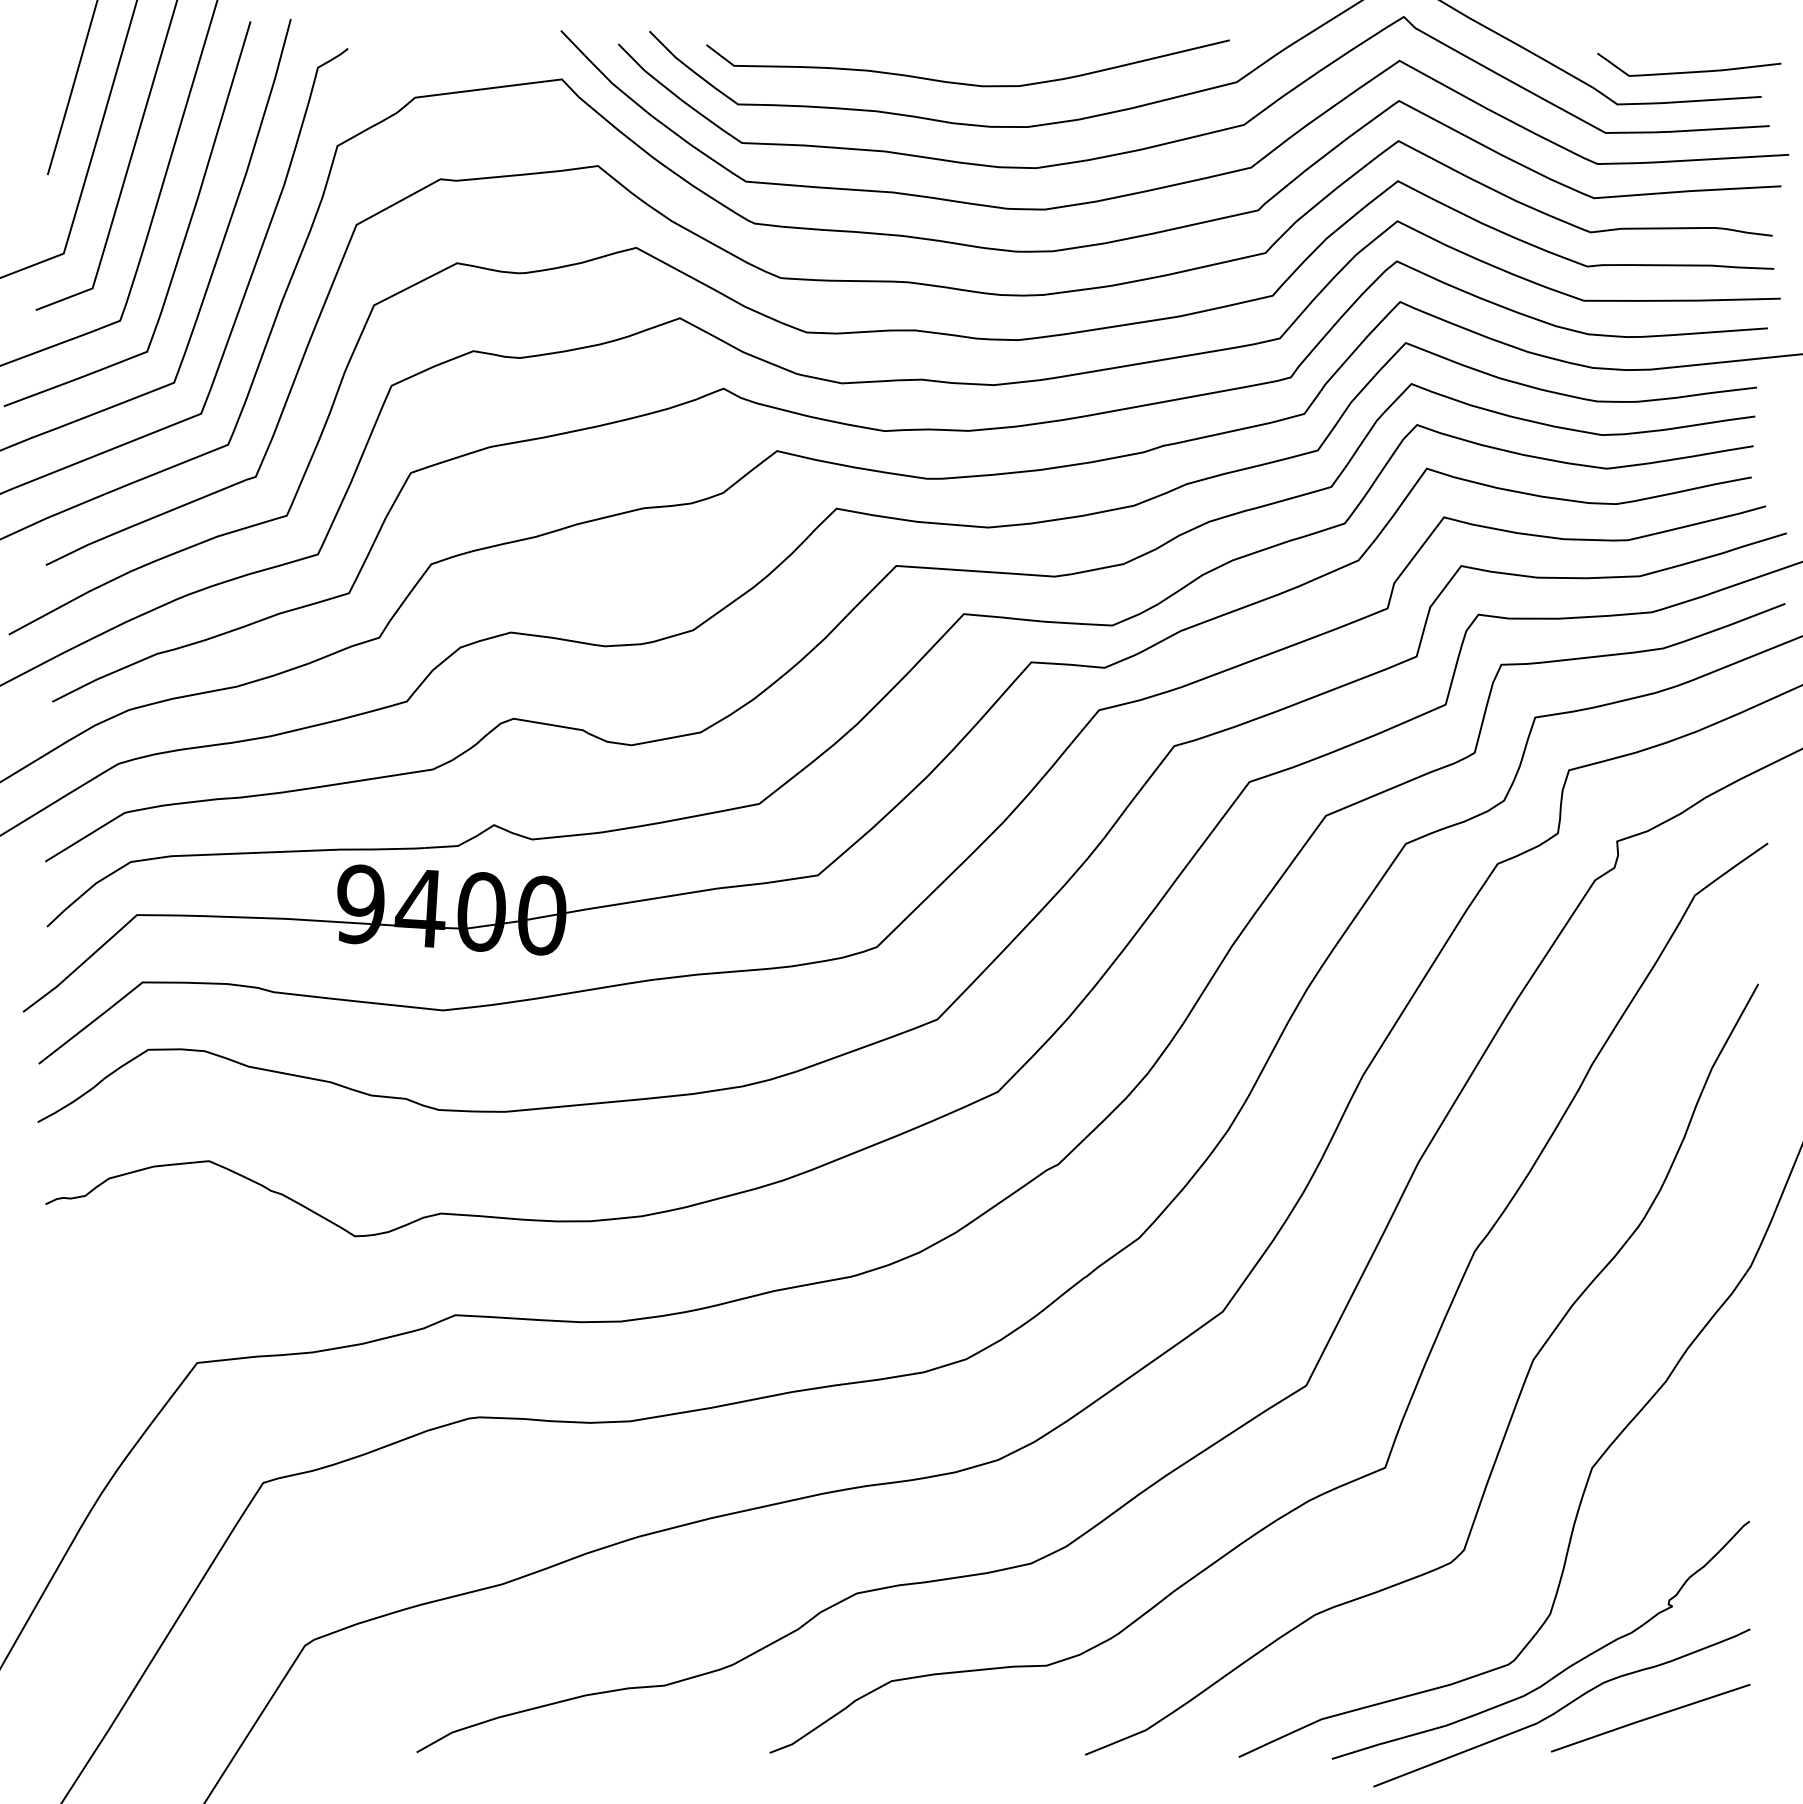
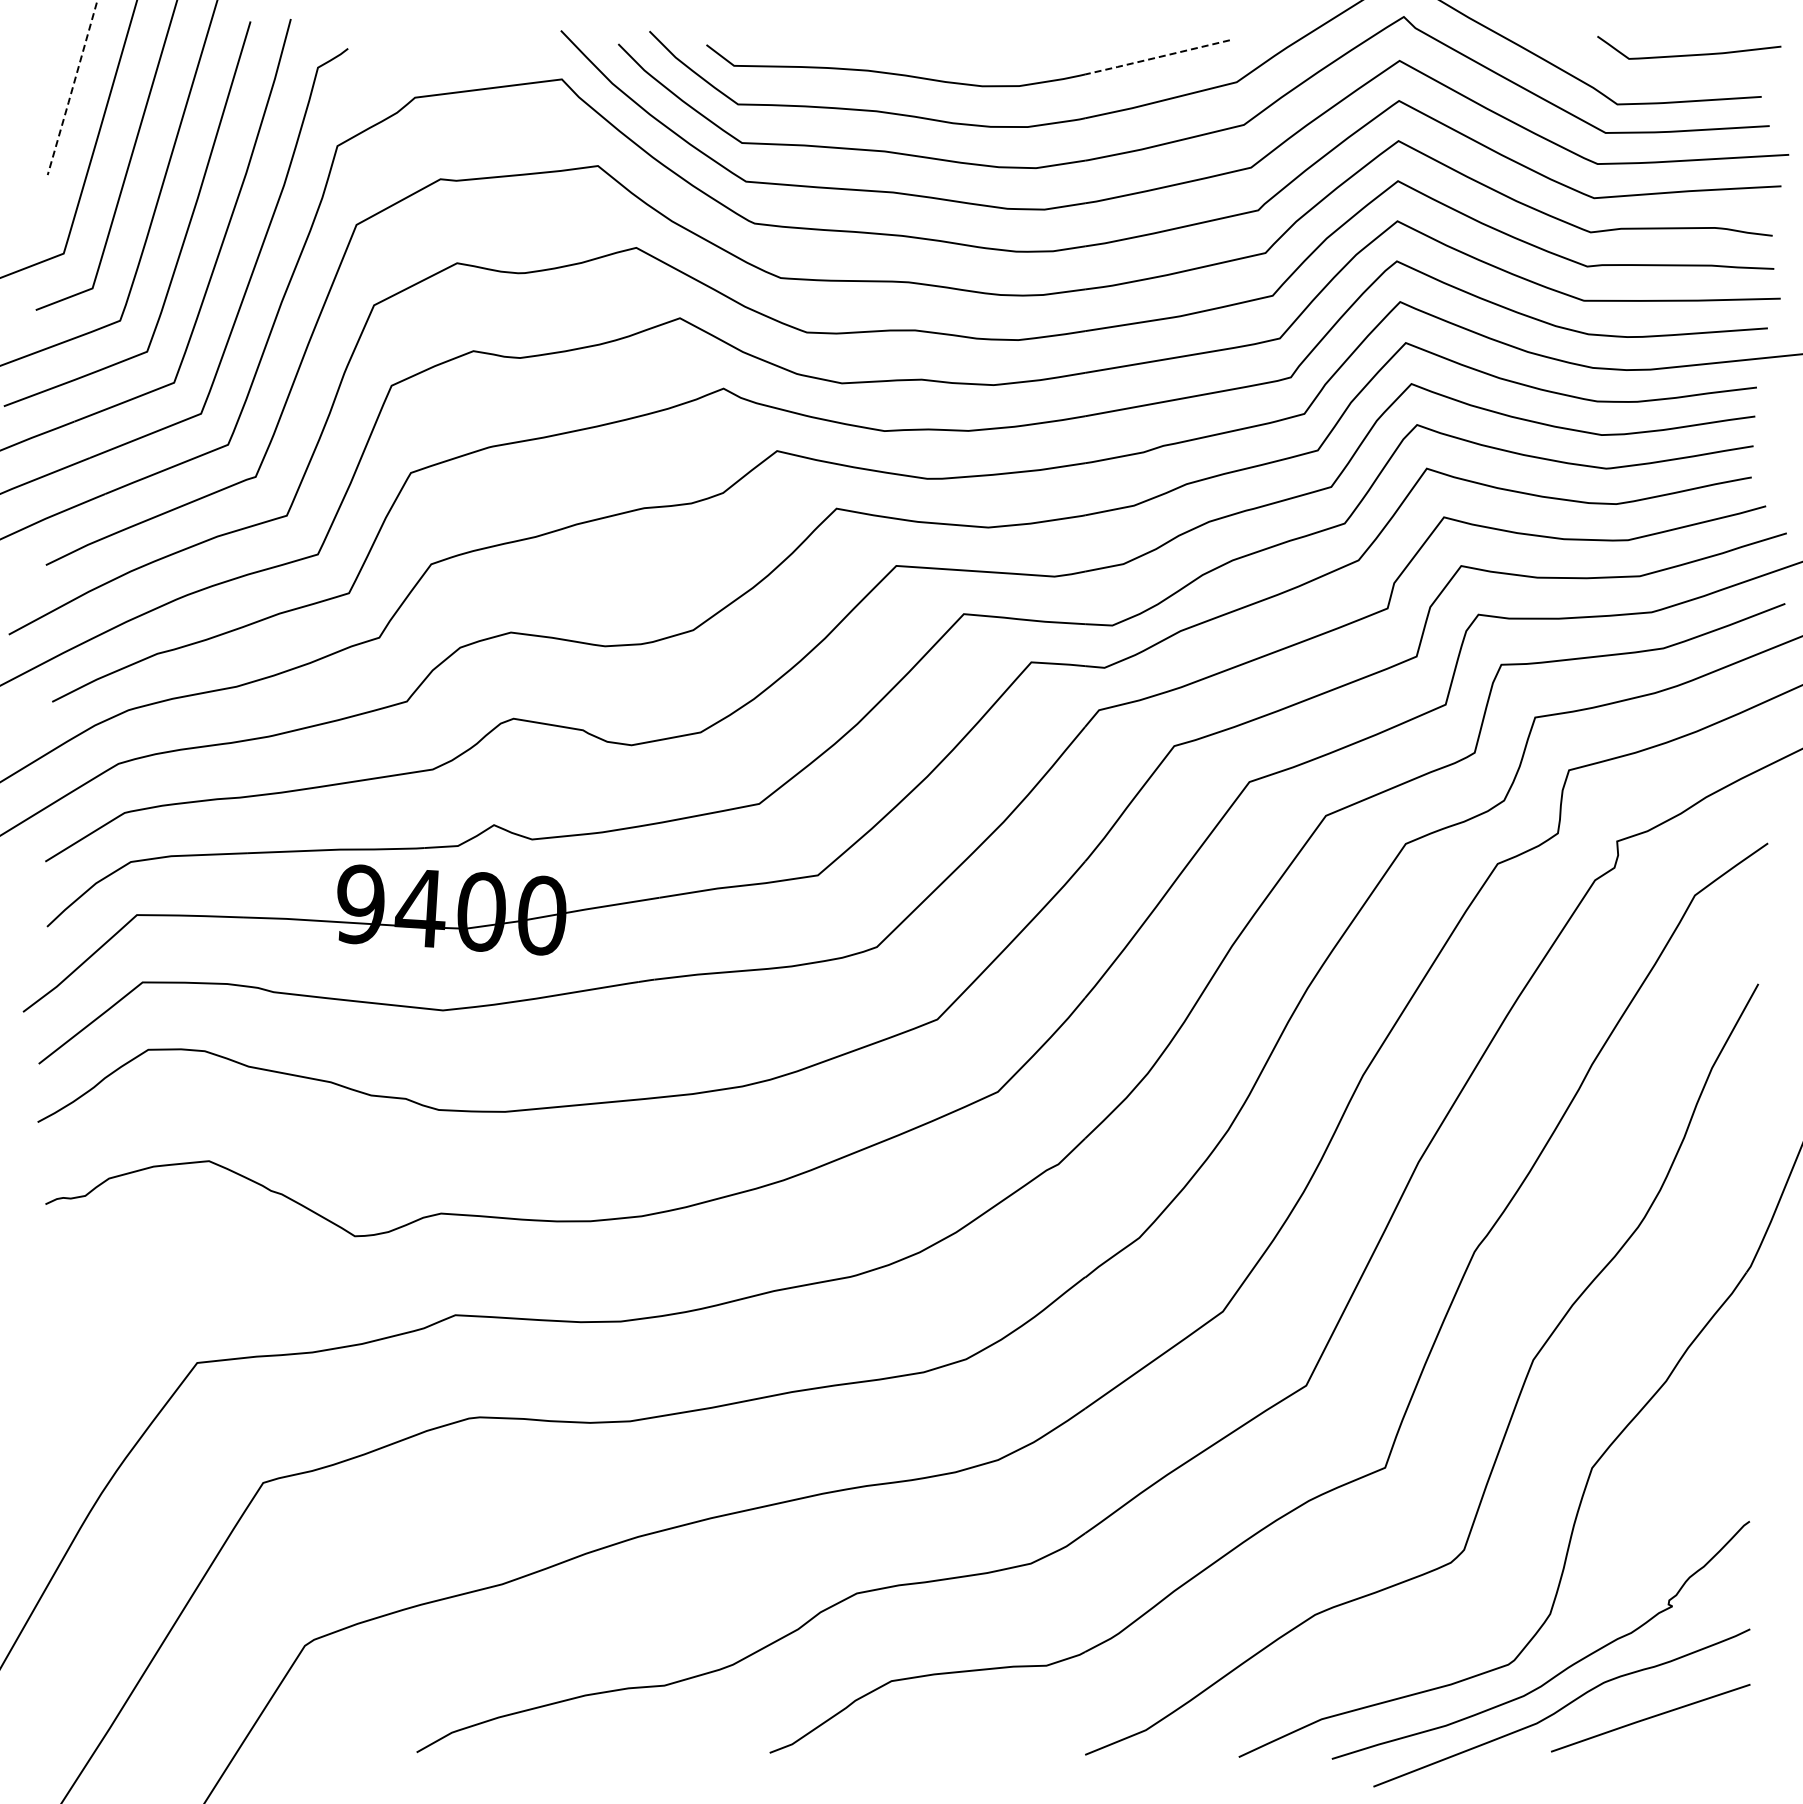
line: solid -> dashed (1156, 57)
curve position: (1689, 71) -> (1689, 54) (1689, 54)
line: solid -> dashed (72, 88)
